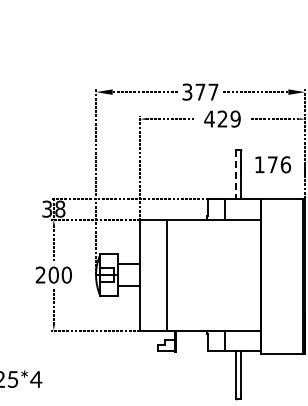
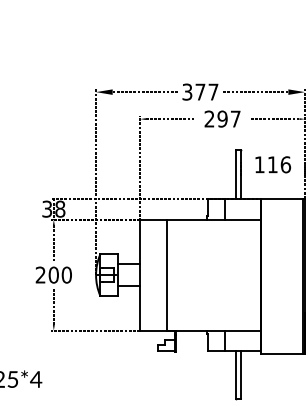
text: 429 -> 297 (222, 118)
text: 176 -> 116 (272, 164)
line: dashed -> solid (236, 175)
